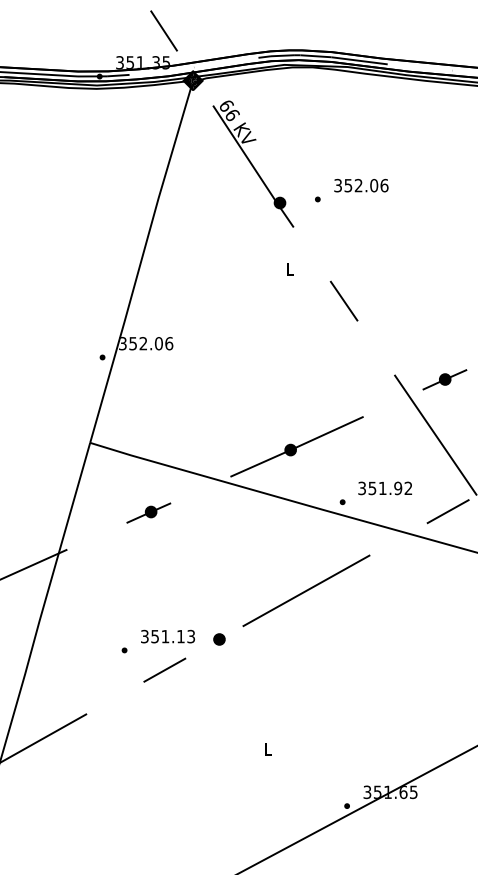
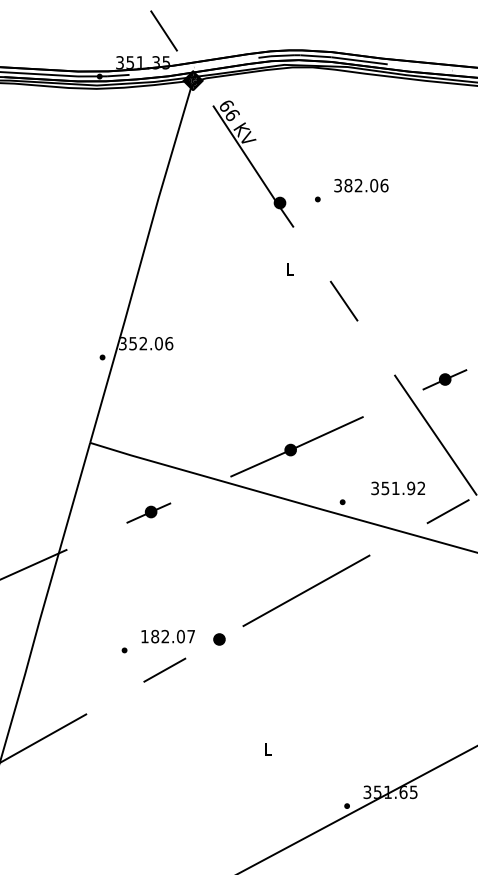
text: 352.06 -> 382.06 (348, 185)
text position: (384, 488) -> (397, 488) (397, 488)
text: 351.13 -> 182.07 (168, 636)
